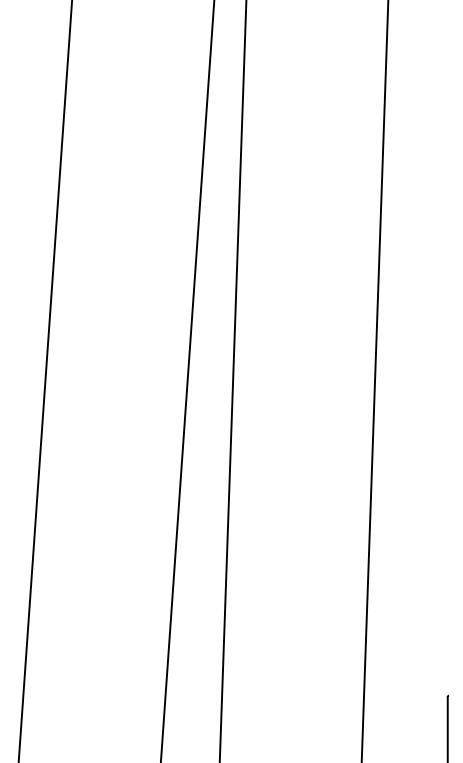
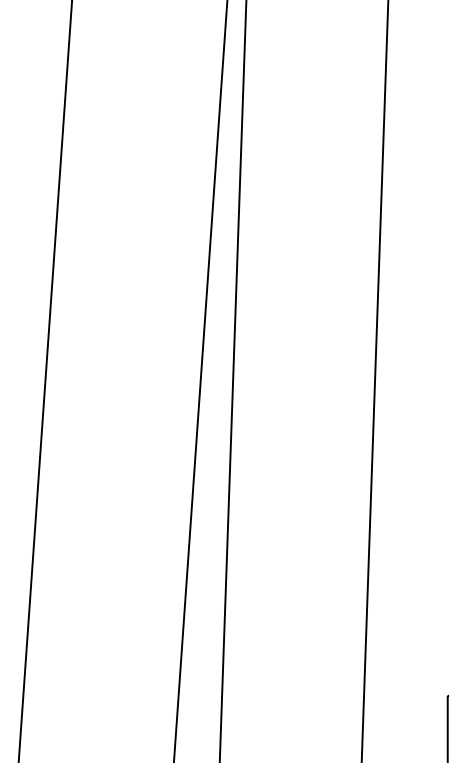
line position: (187, 380) -> (200, 380) (200, 380)
